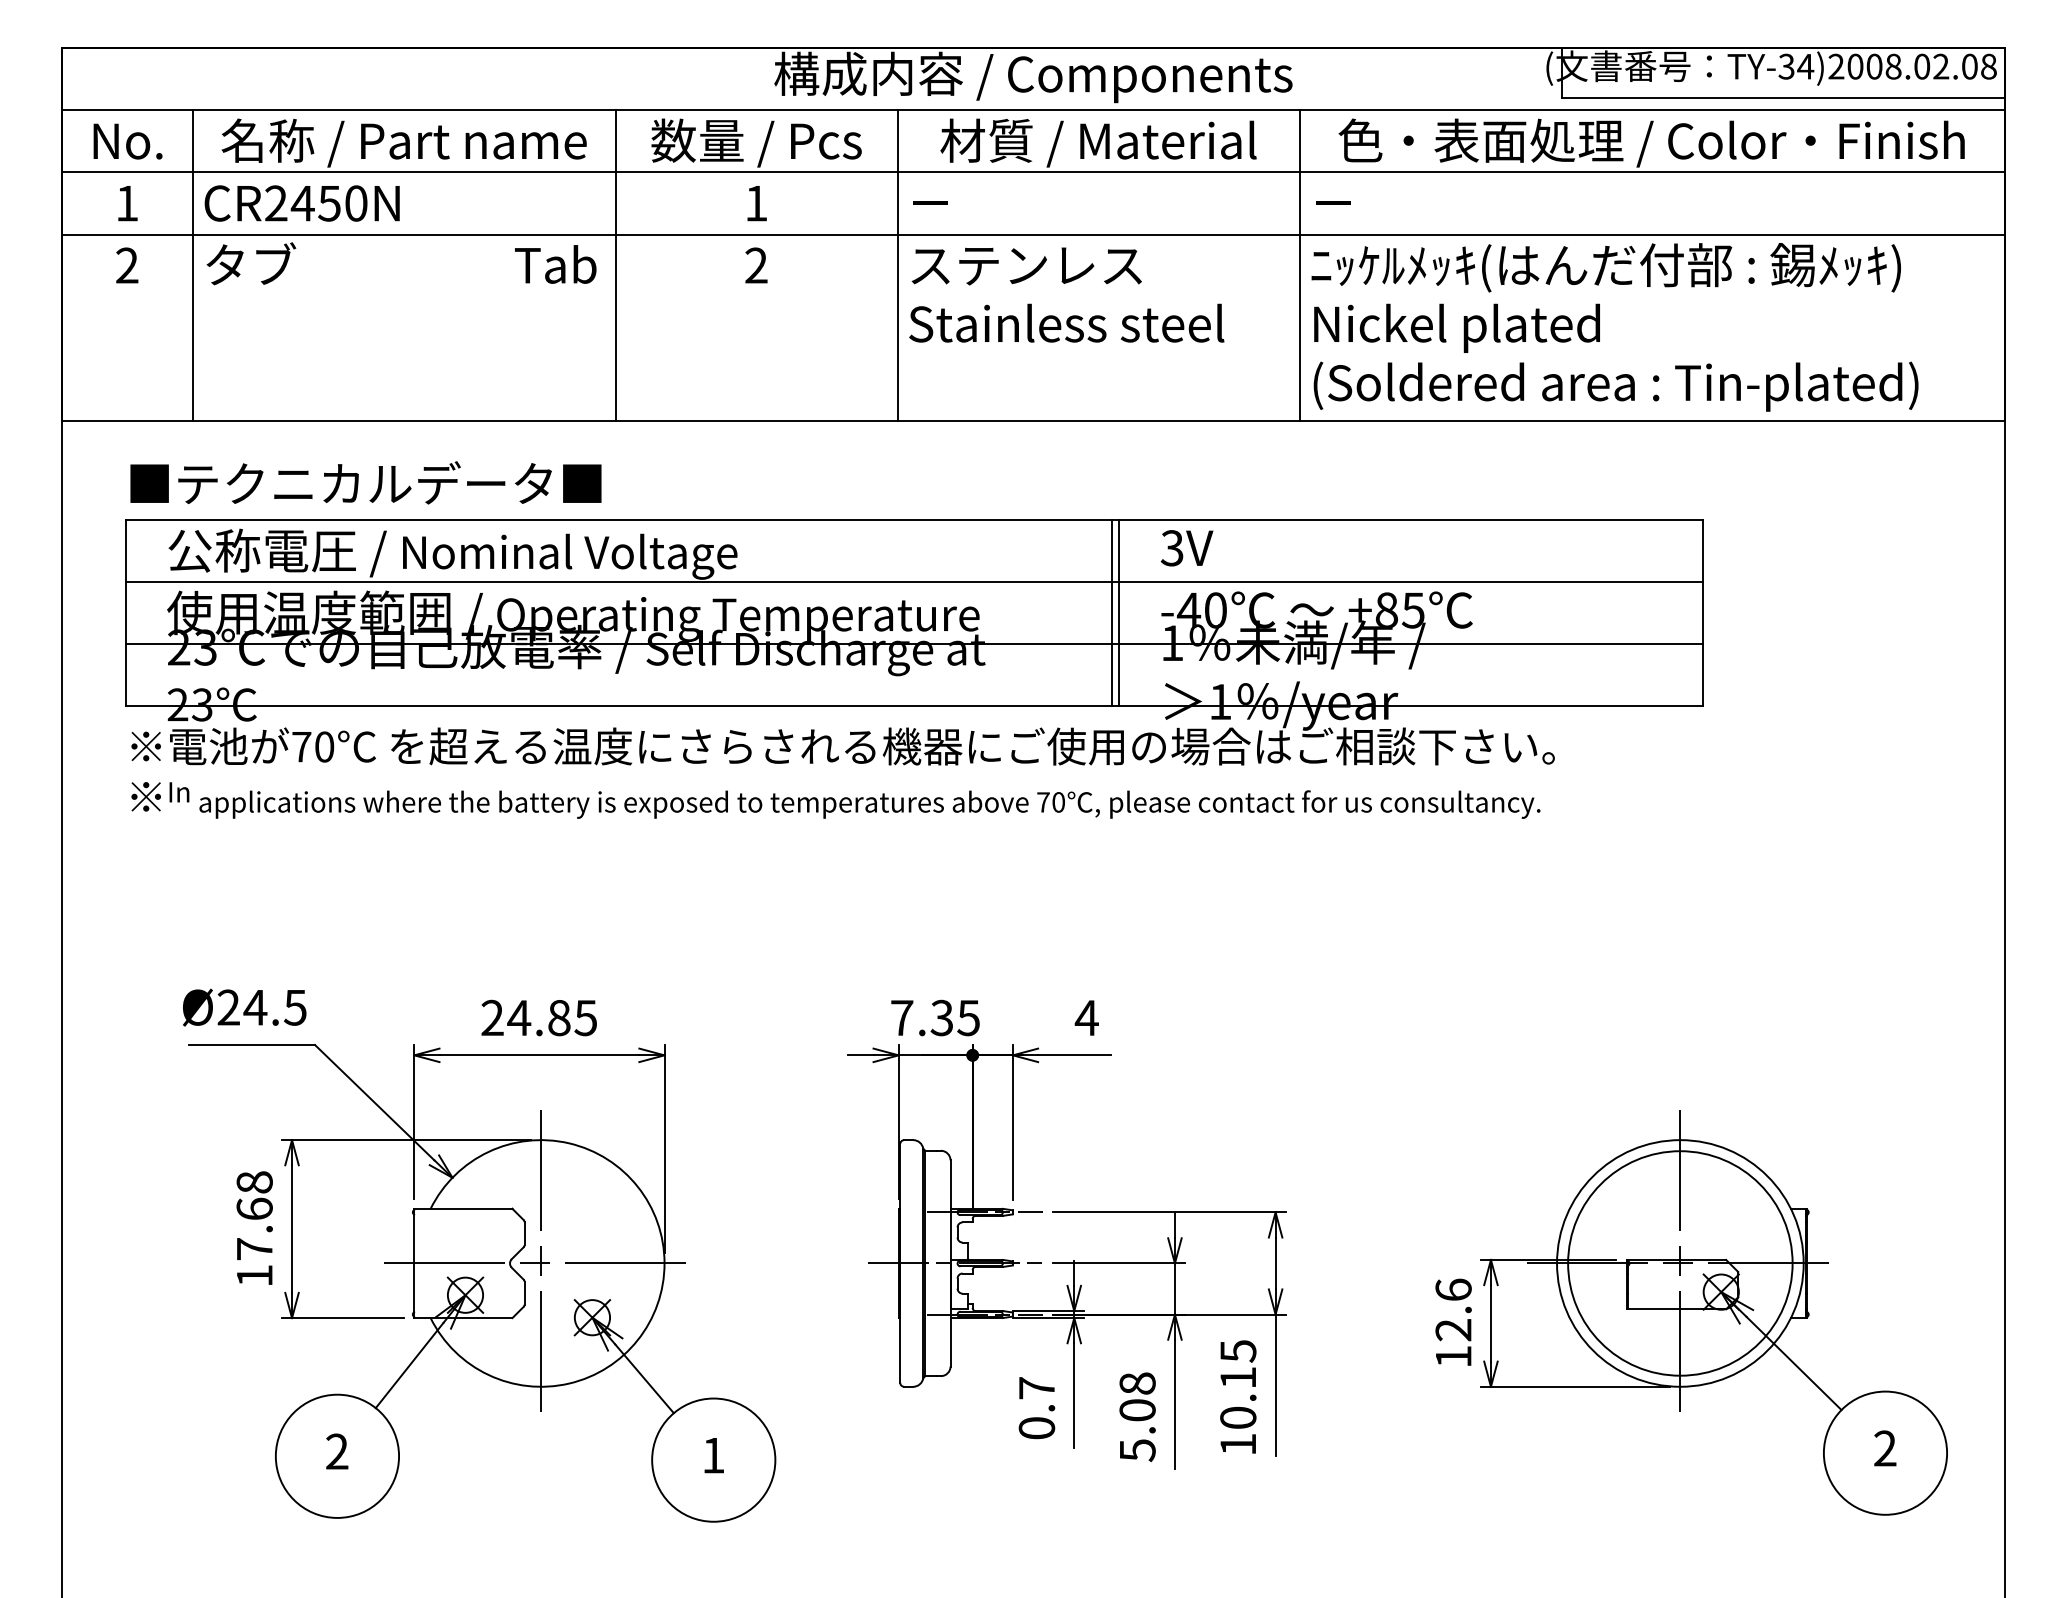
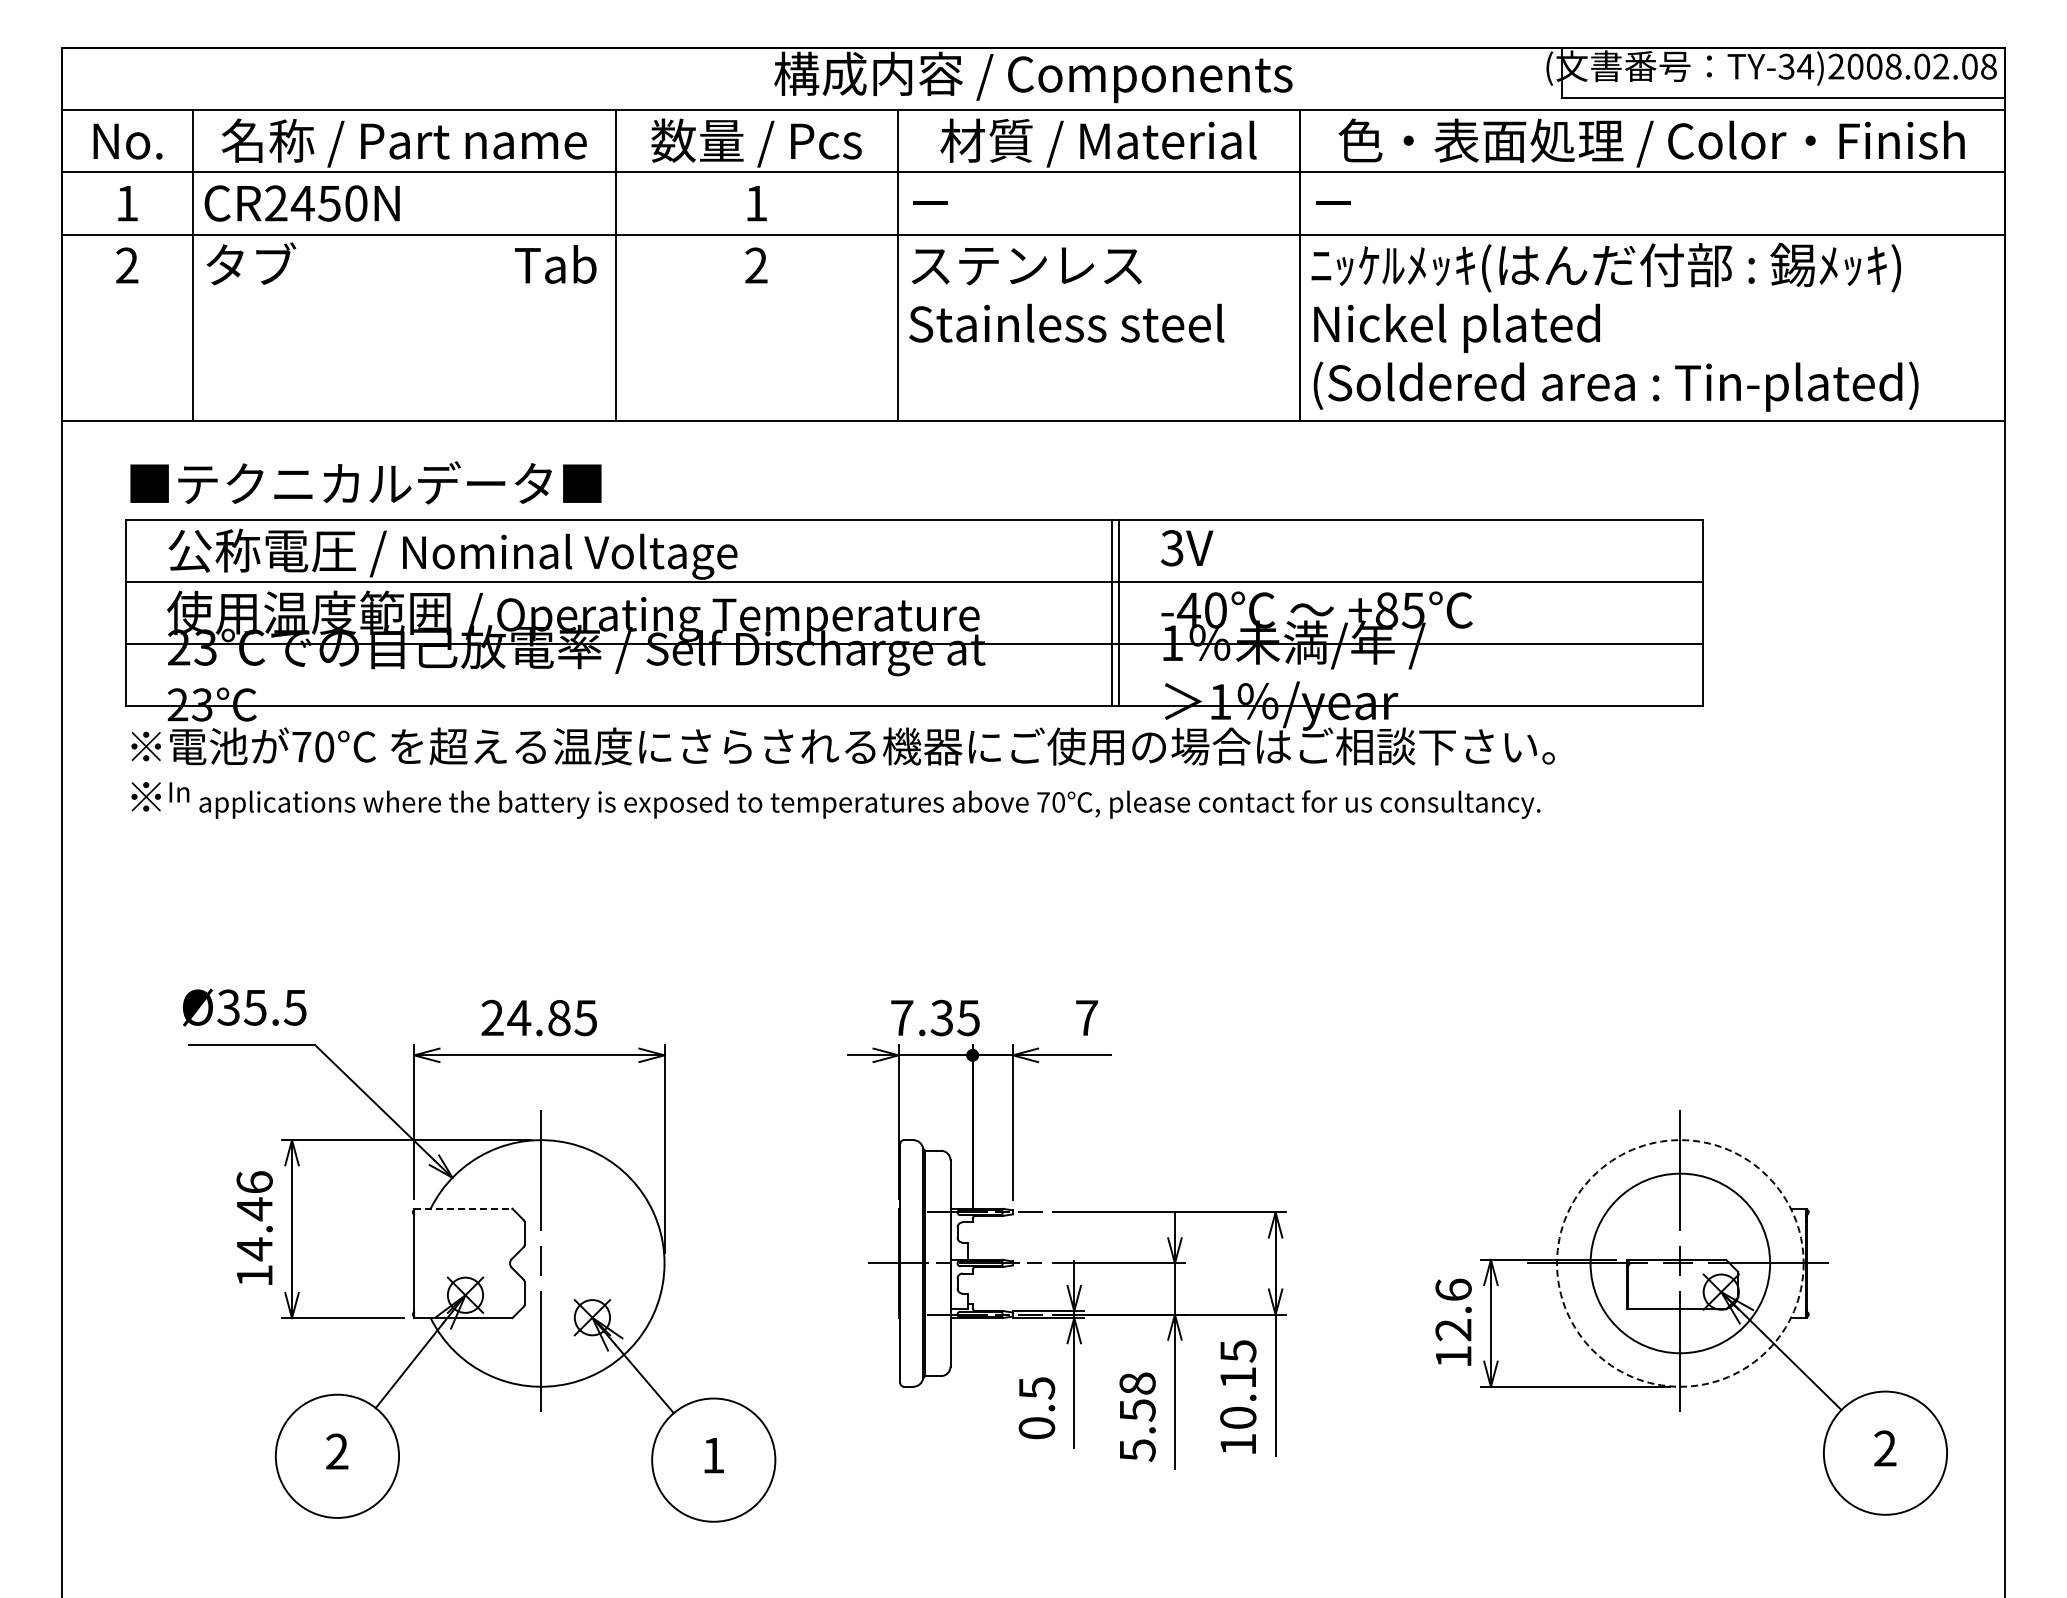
text: Ø24.5 -> Ø35.5 (242, 1007)
text: 4 -> 7 (1086, 1017)
line: solid -> dashed (463, 1208)
text: 17.68 -> 14.46 (254, 1216)
line: present -> none (539, 1263)
circle diameter: 224 px -> 180 px (1680, 1263)
circle: solid -> dashed (1680, 1263)
text: 0.7 -> 0.5 (1037, 1388)
text: 5.08 -> 5.58 (1137, 1410)
